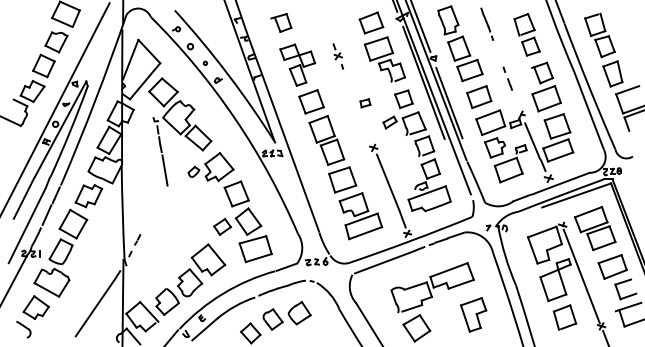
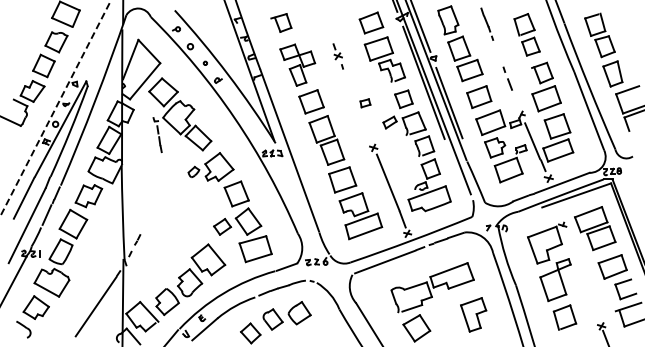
line: solid -> dashed (54, 109)
line: present -> none (164, 170)
line: present -> none (581, 276)
